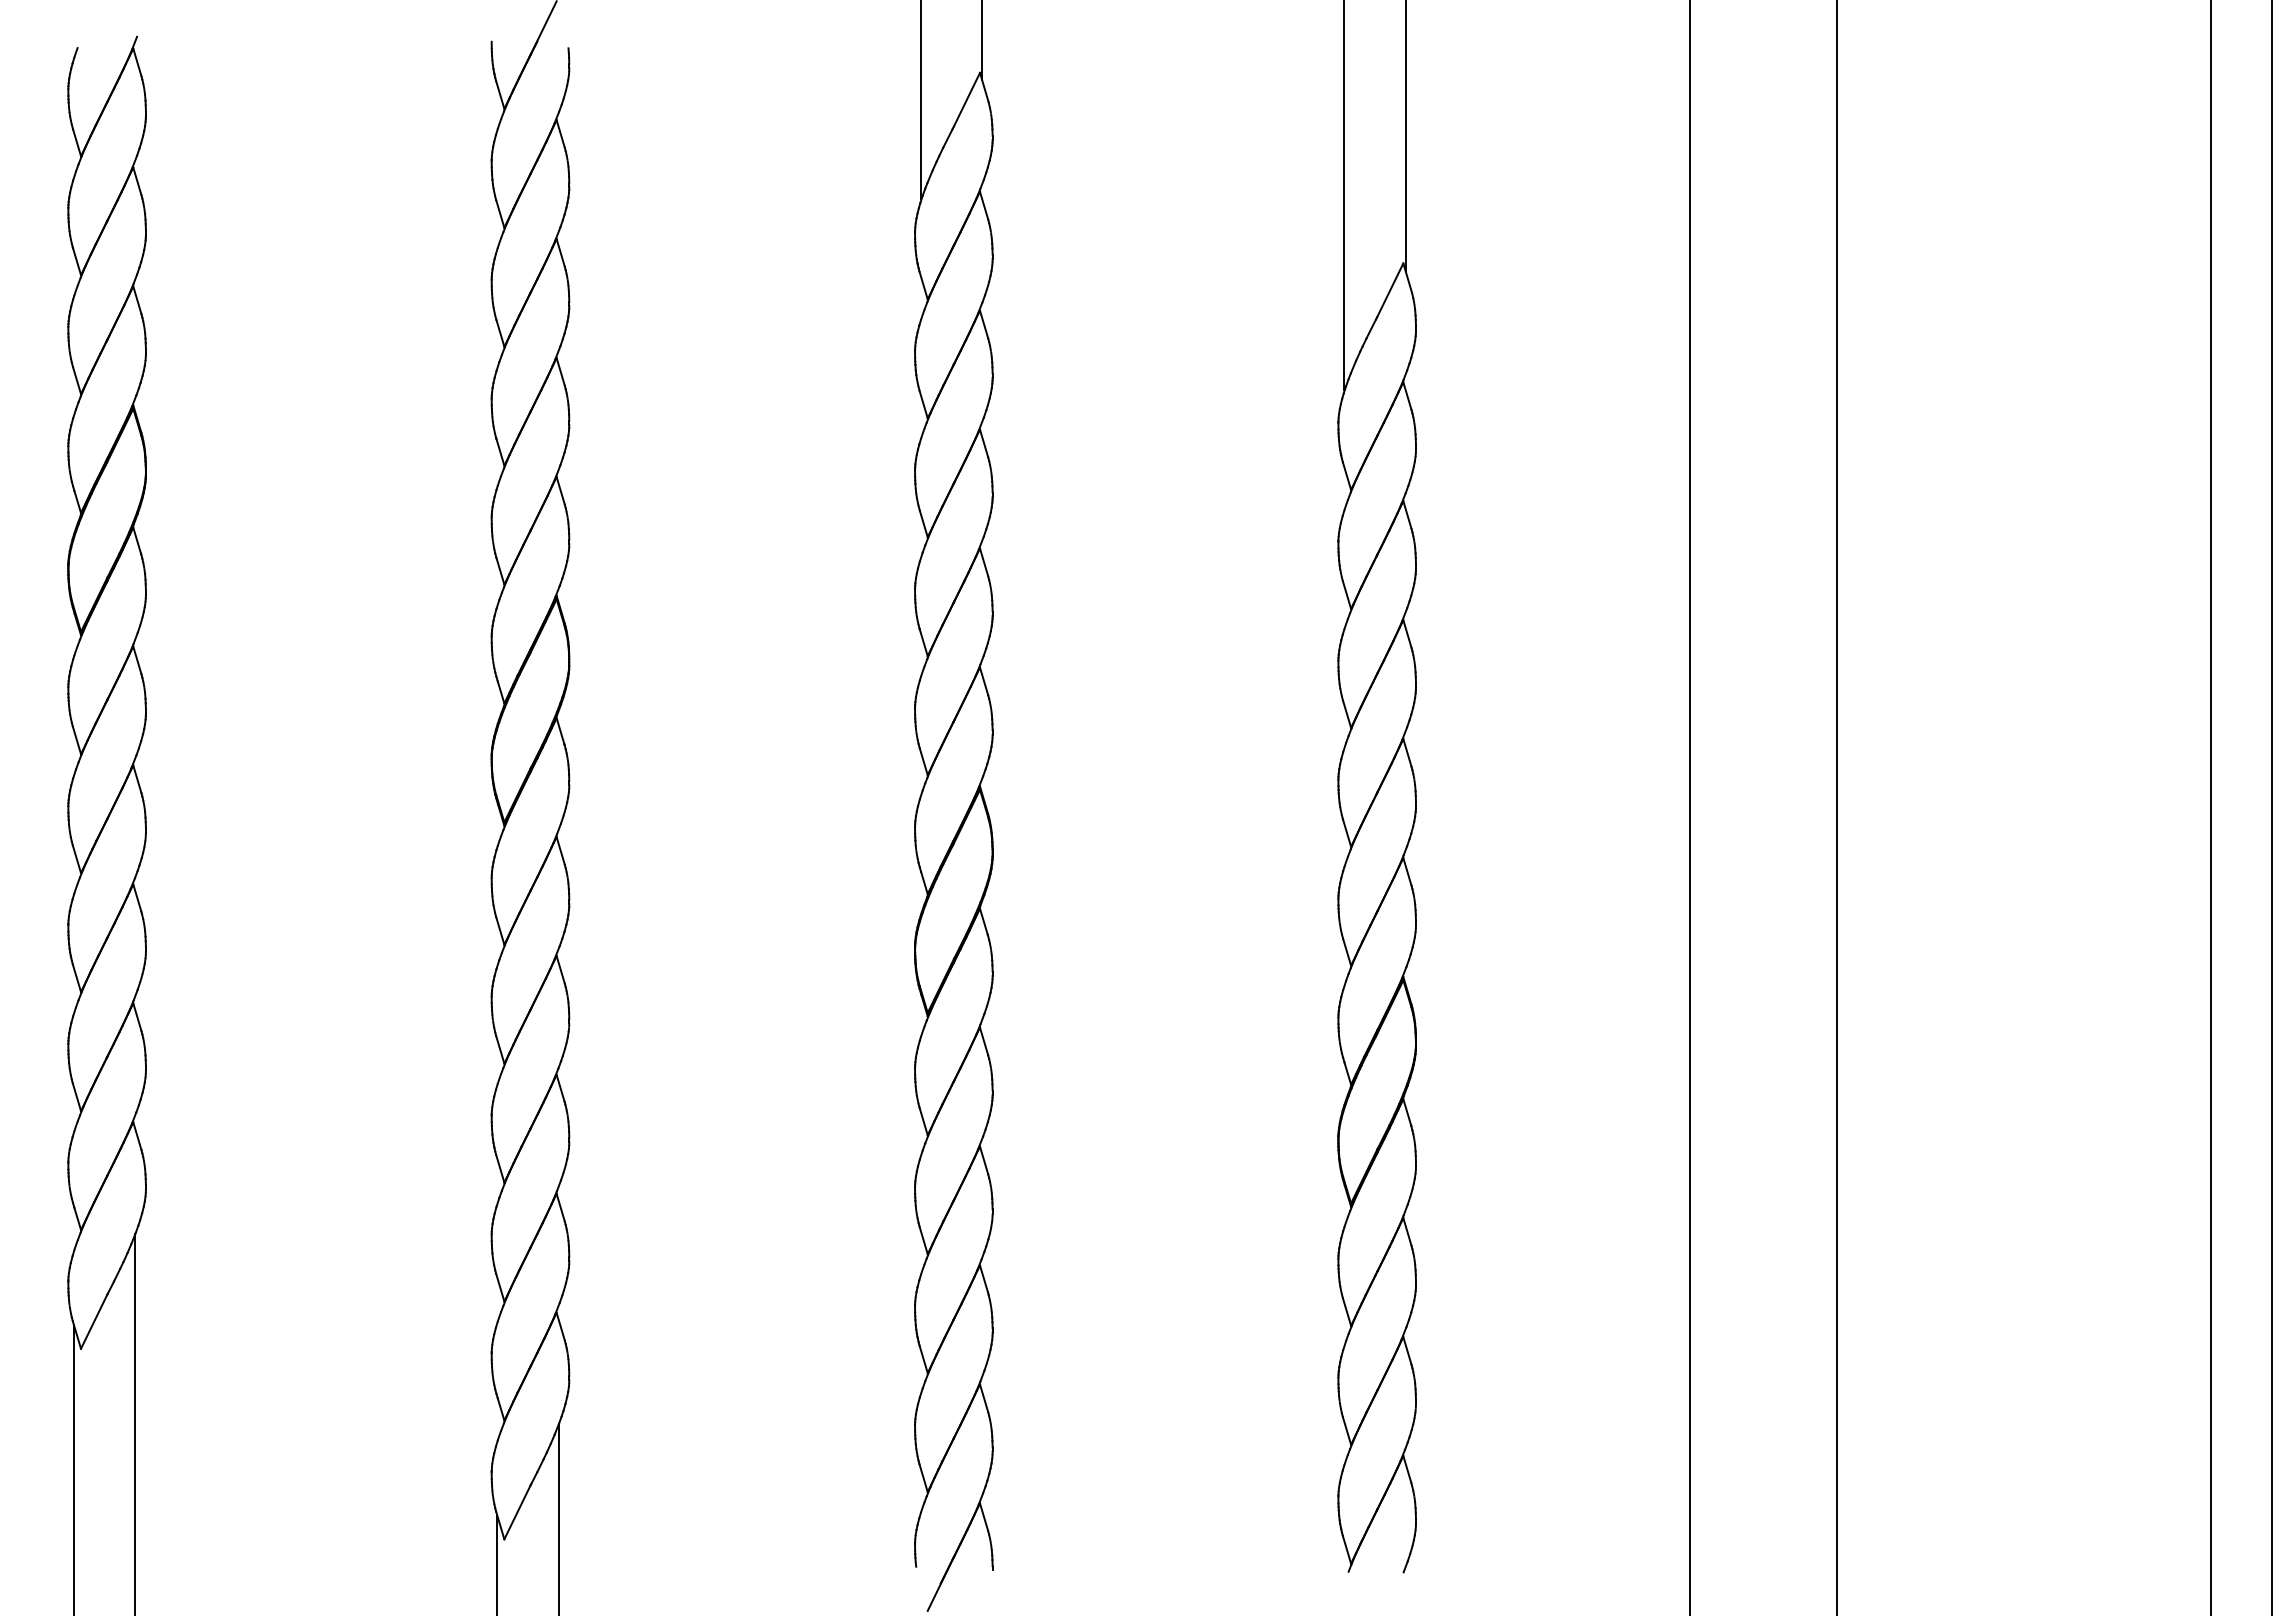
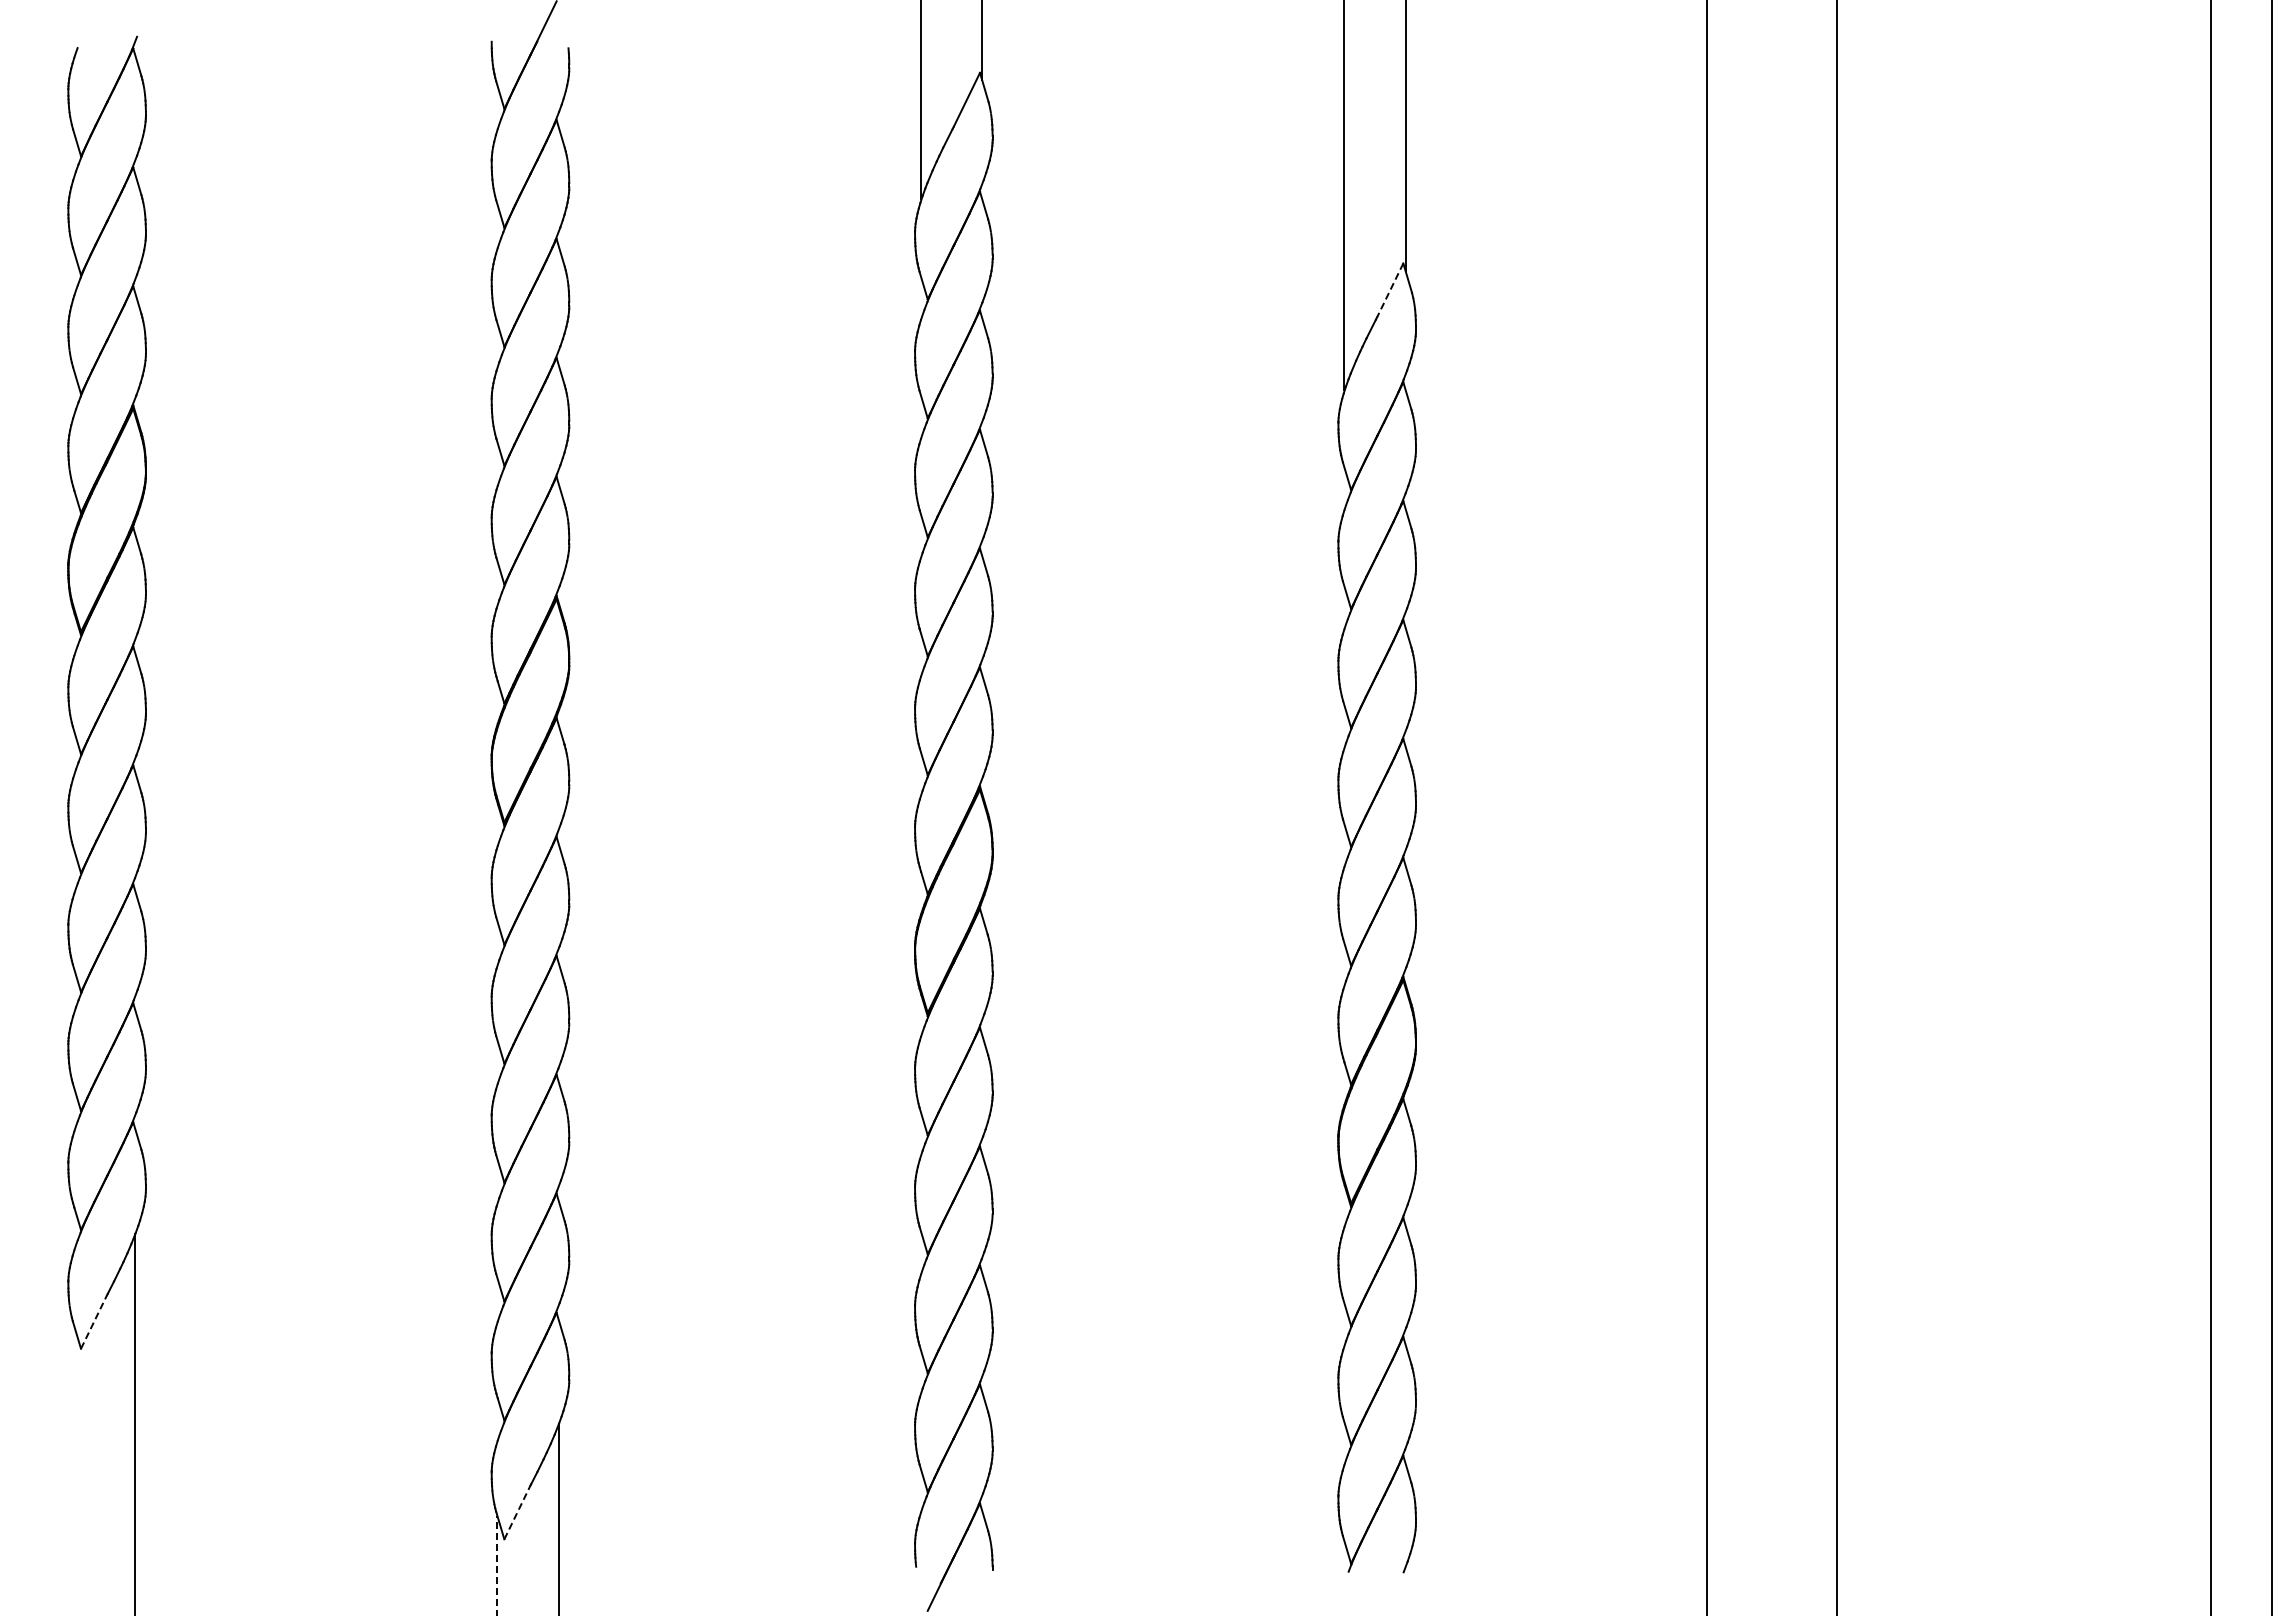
line: solid -> dashed (1390, 290)
line position: (1690, 807) -> (1707, 807) (1707, 807)
line: solid -> dashed (94, 1321)
line: present -> none (73, 1468)
line: solid -> dashed (517, 1512)
line: solid -> dashed (497, 1565)
